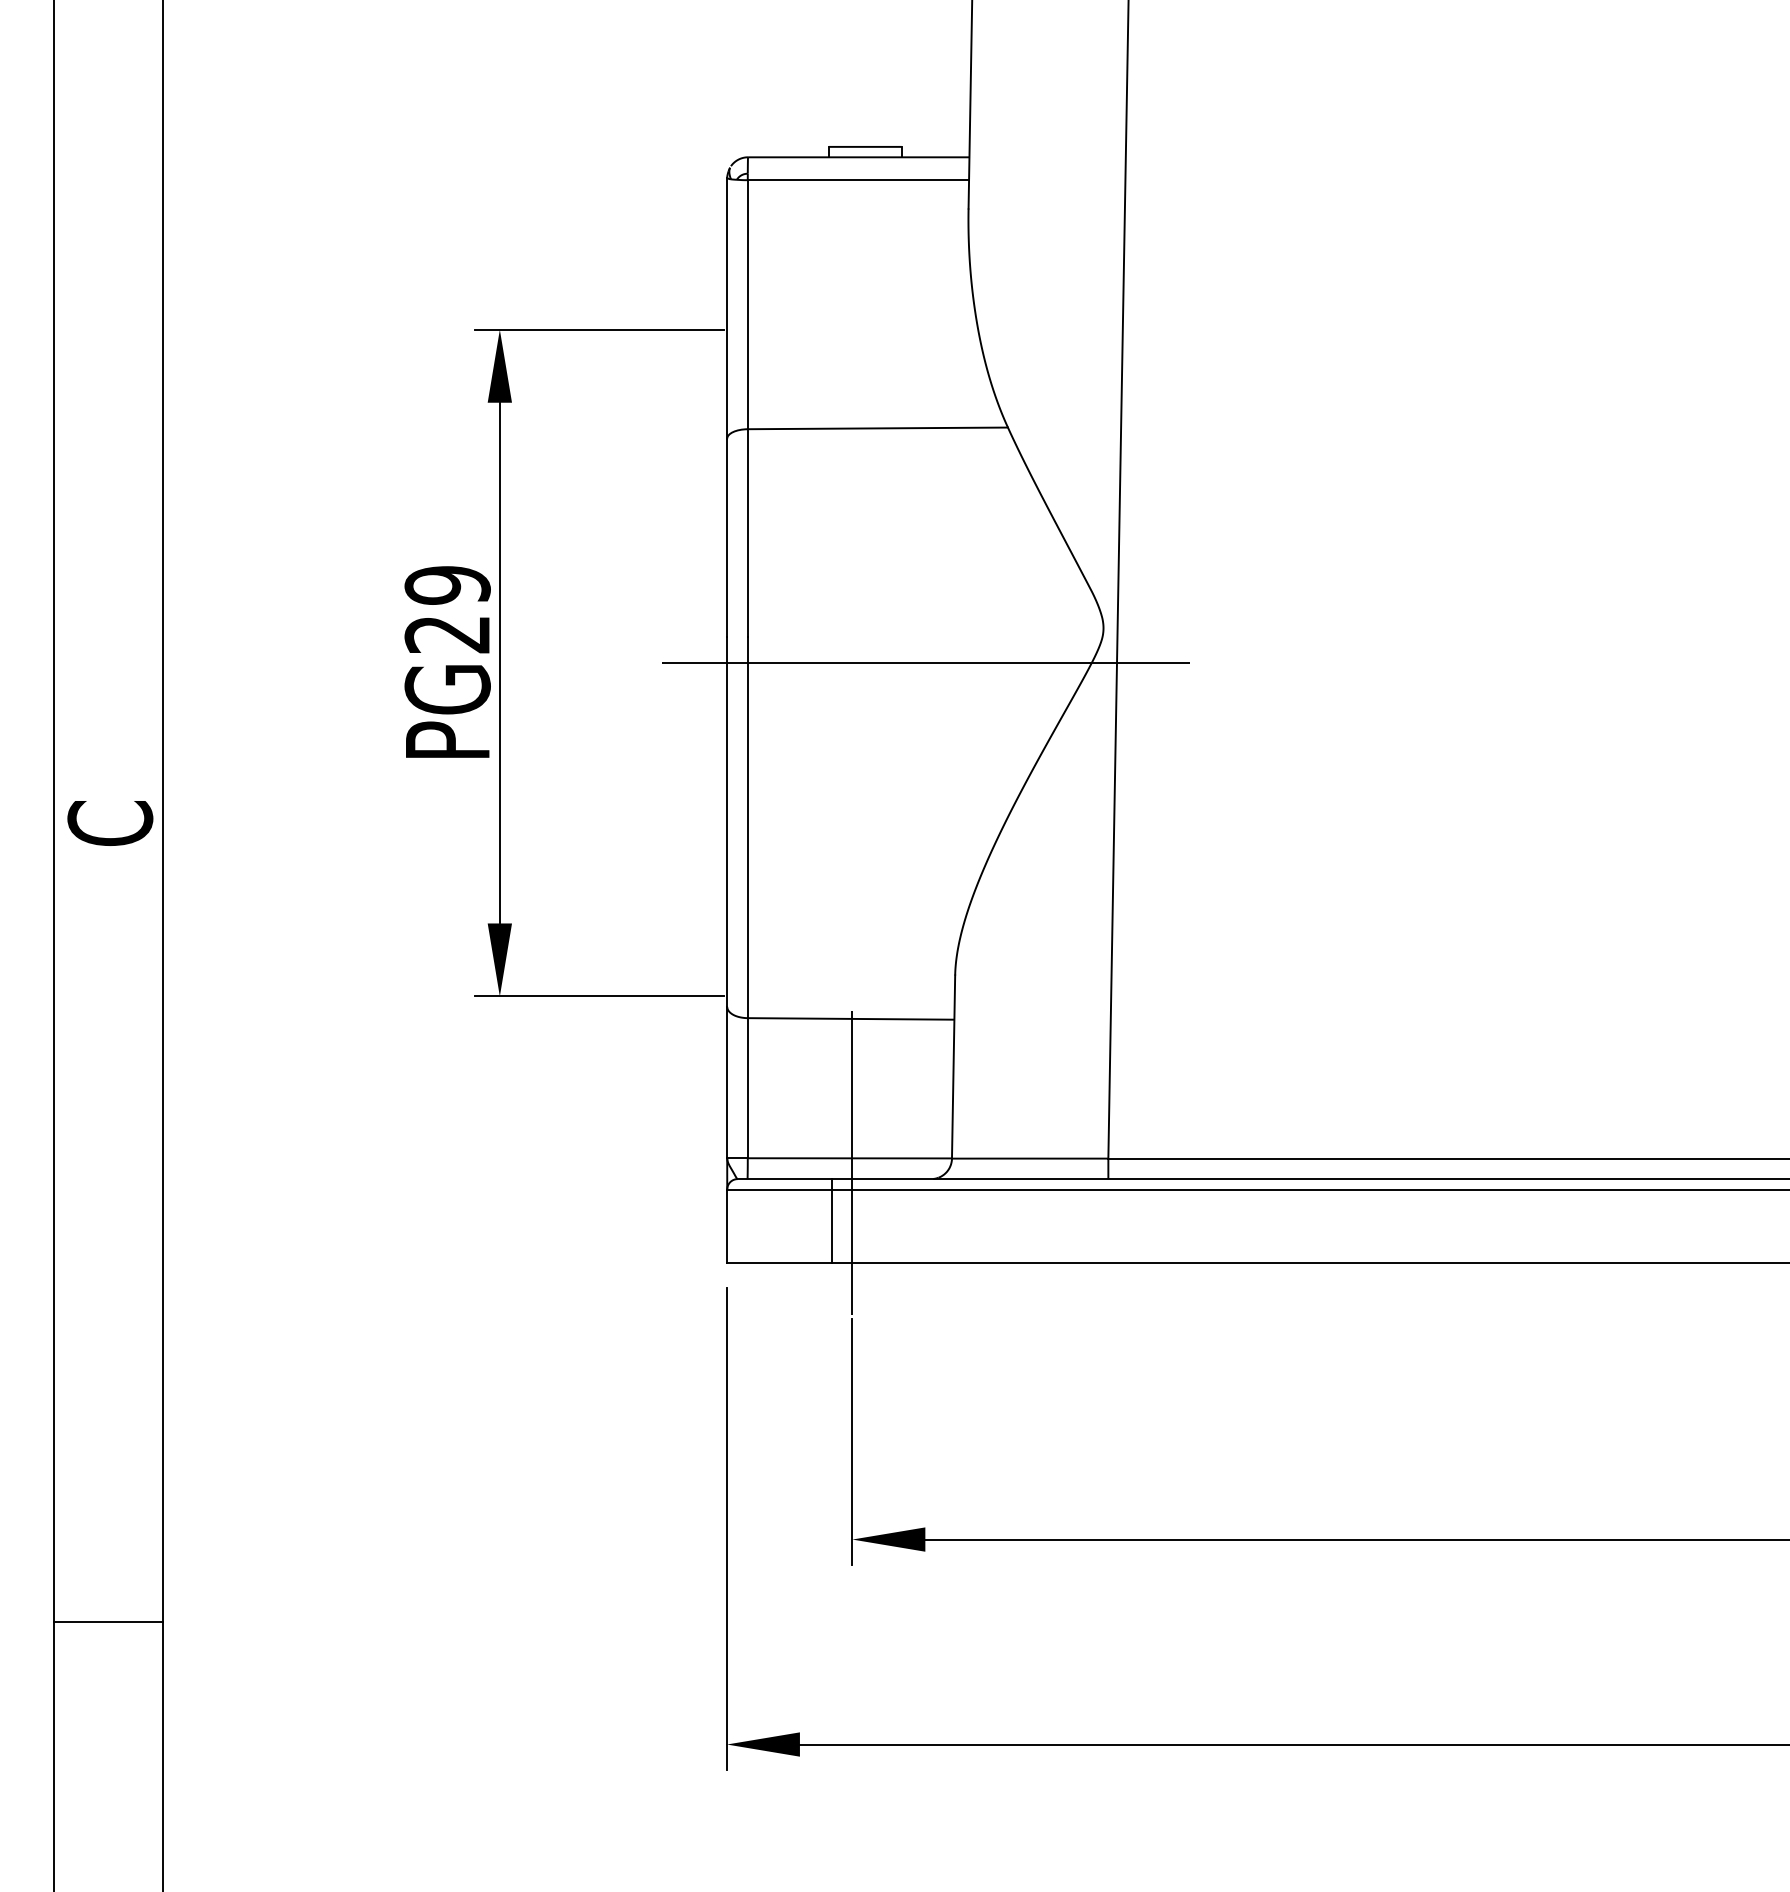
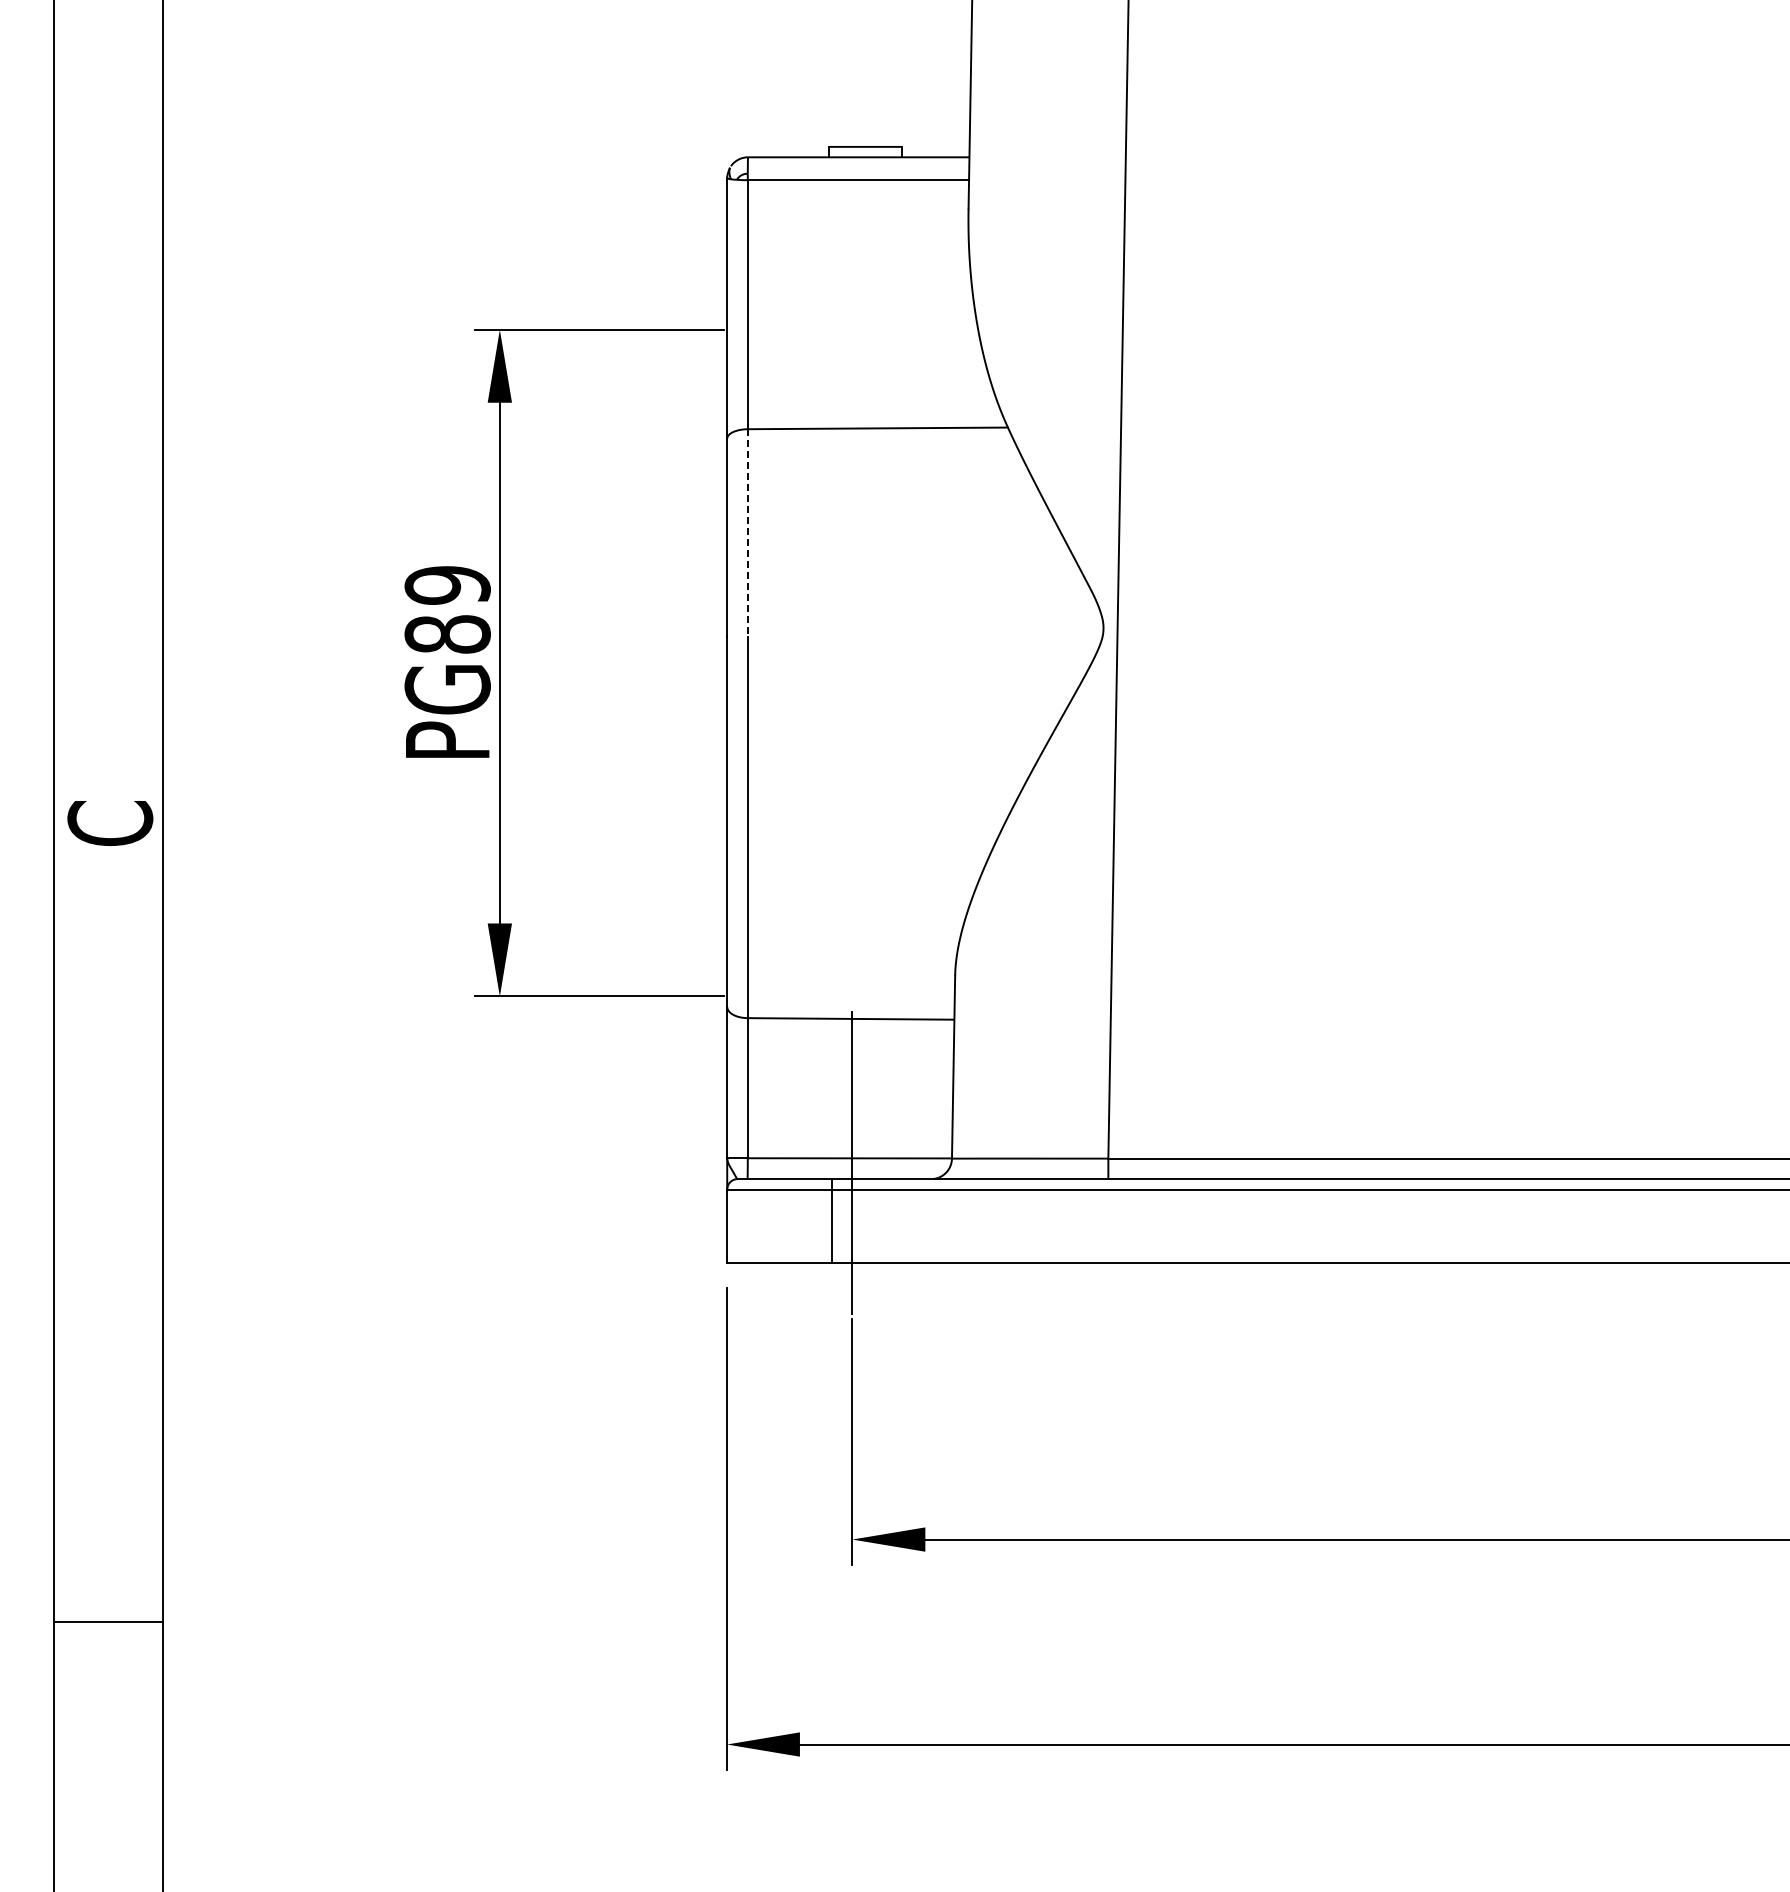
line: solid -> dashed (747, 533)
text: PG29 -> PG89 (447, 634)
line: present -> none (925, 663)
